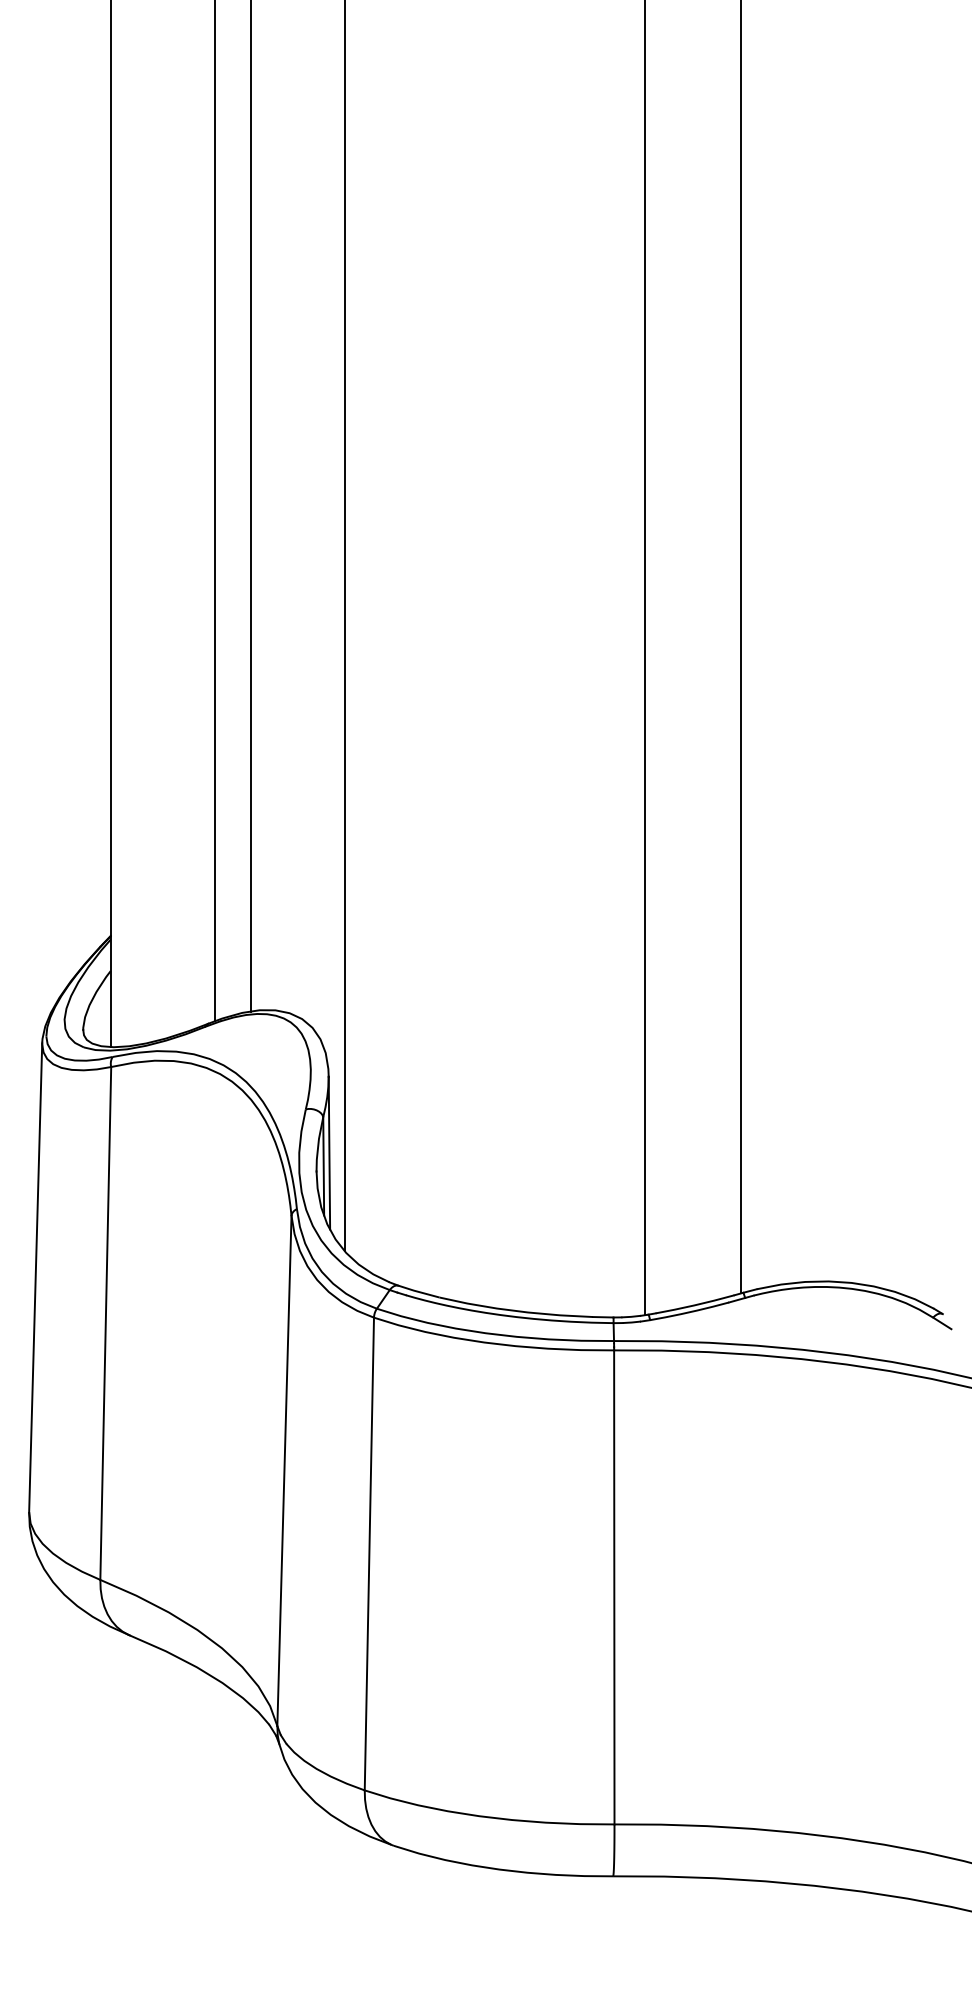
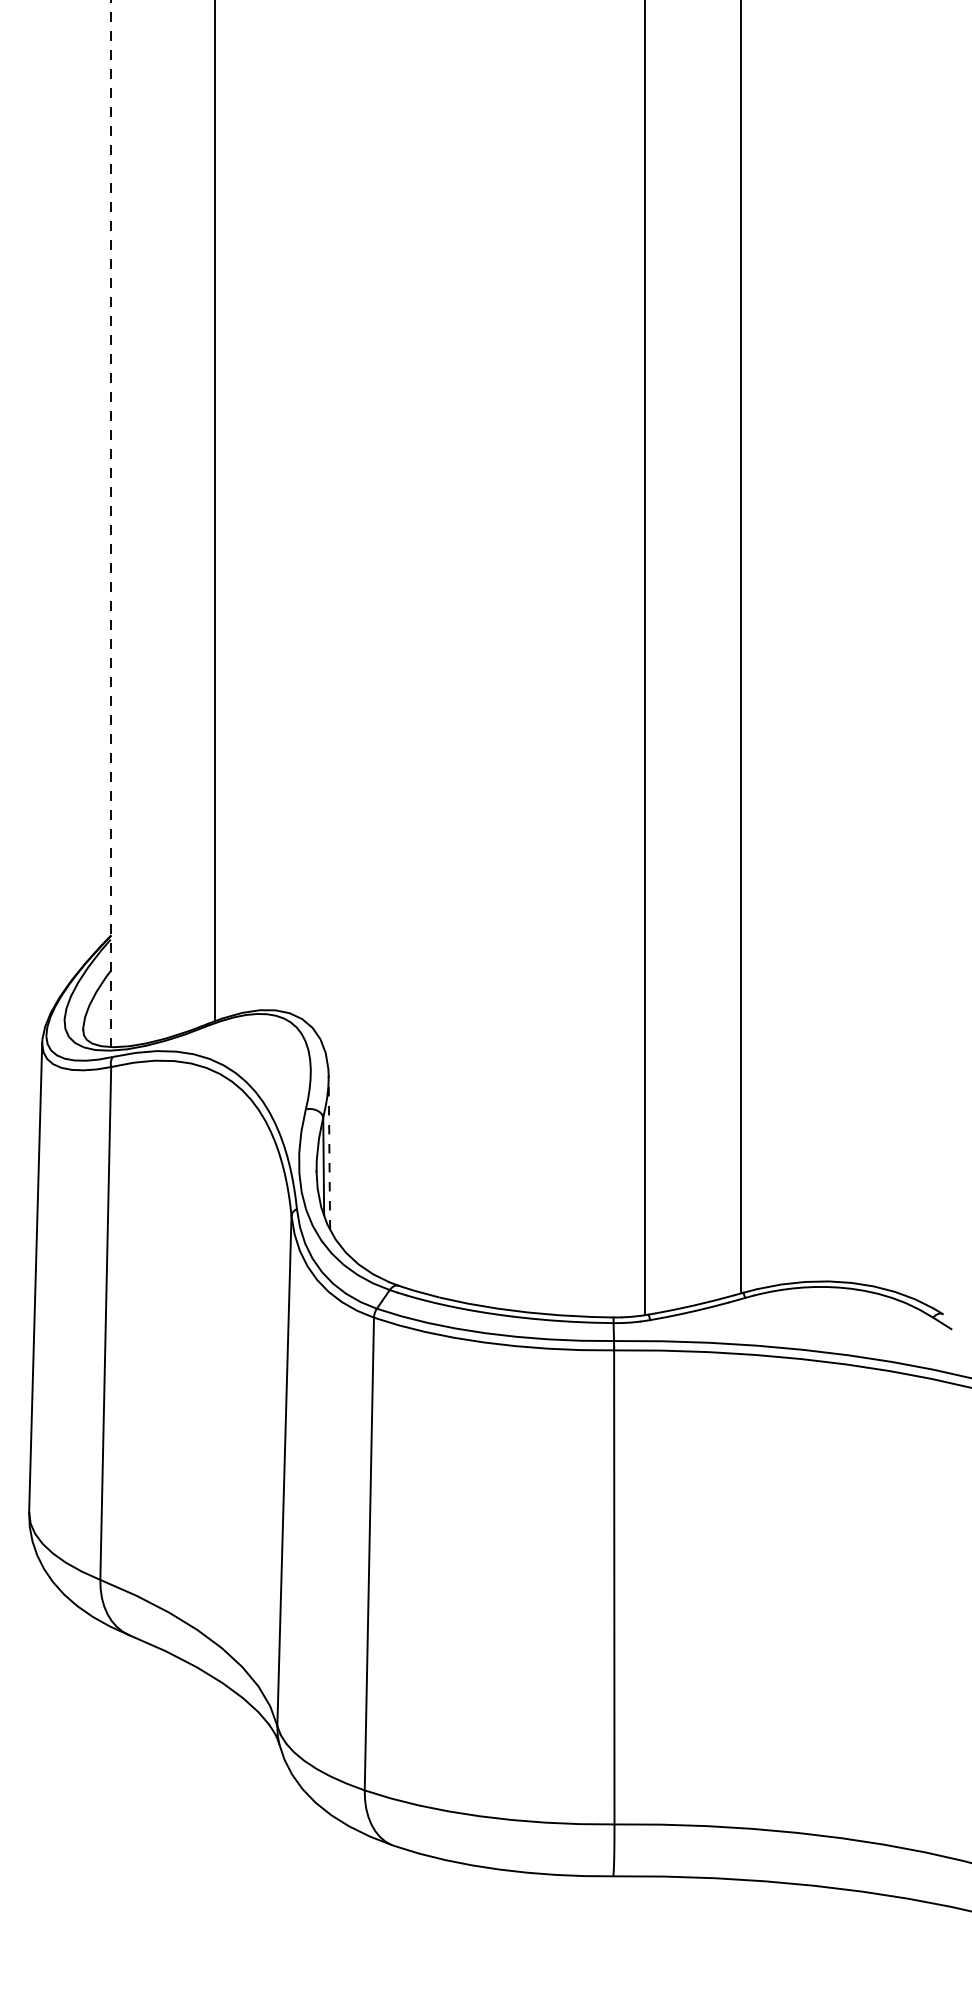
line: present -> none (250, 506)
line: solid -> dashed (110, 524)
line: present -> none (344, 626)
line: solid -> dashed (329, 1152)
